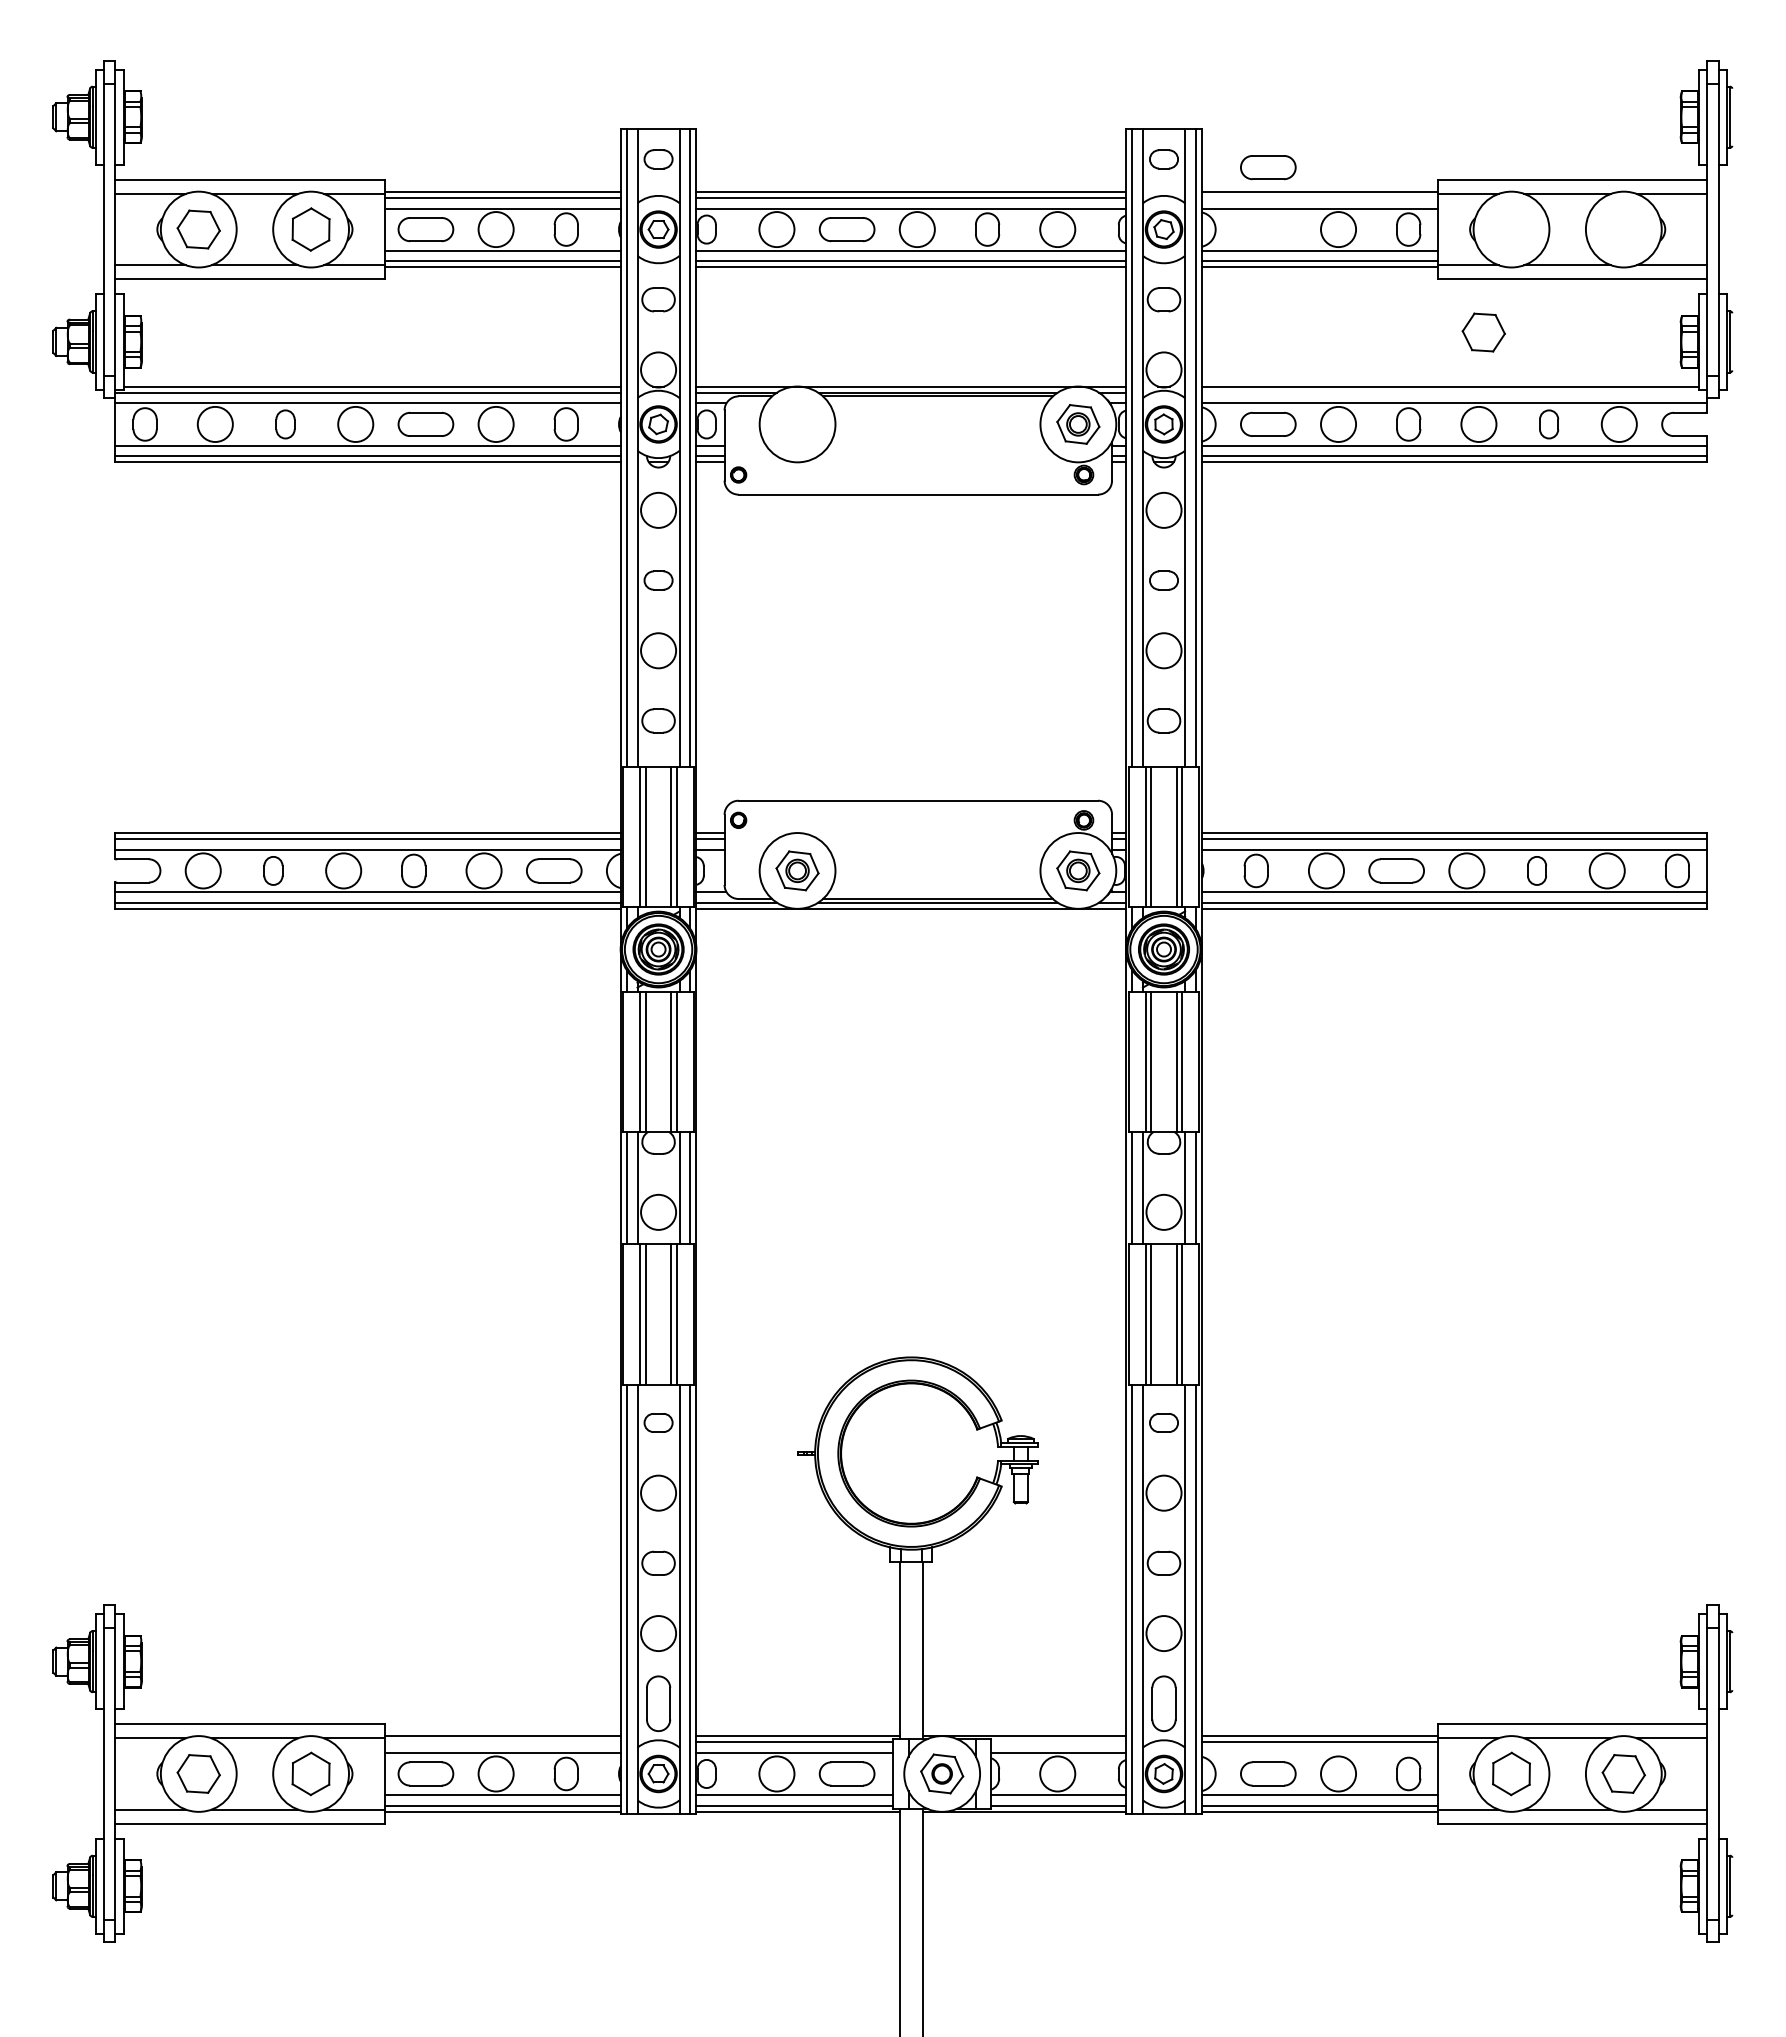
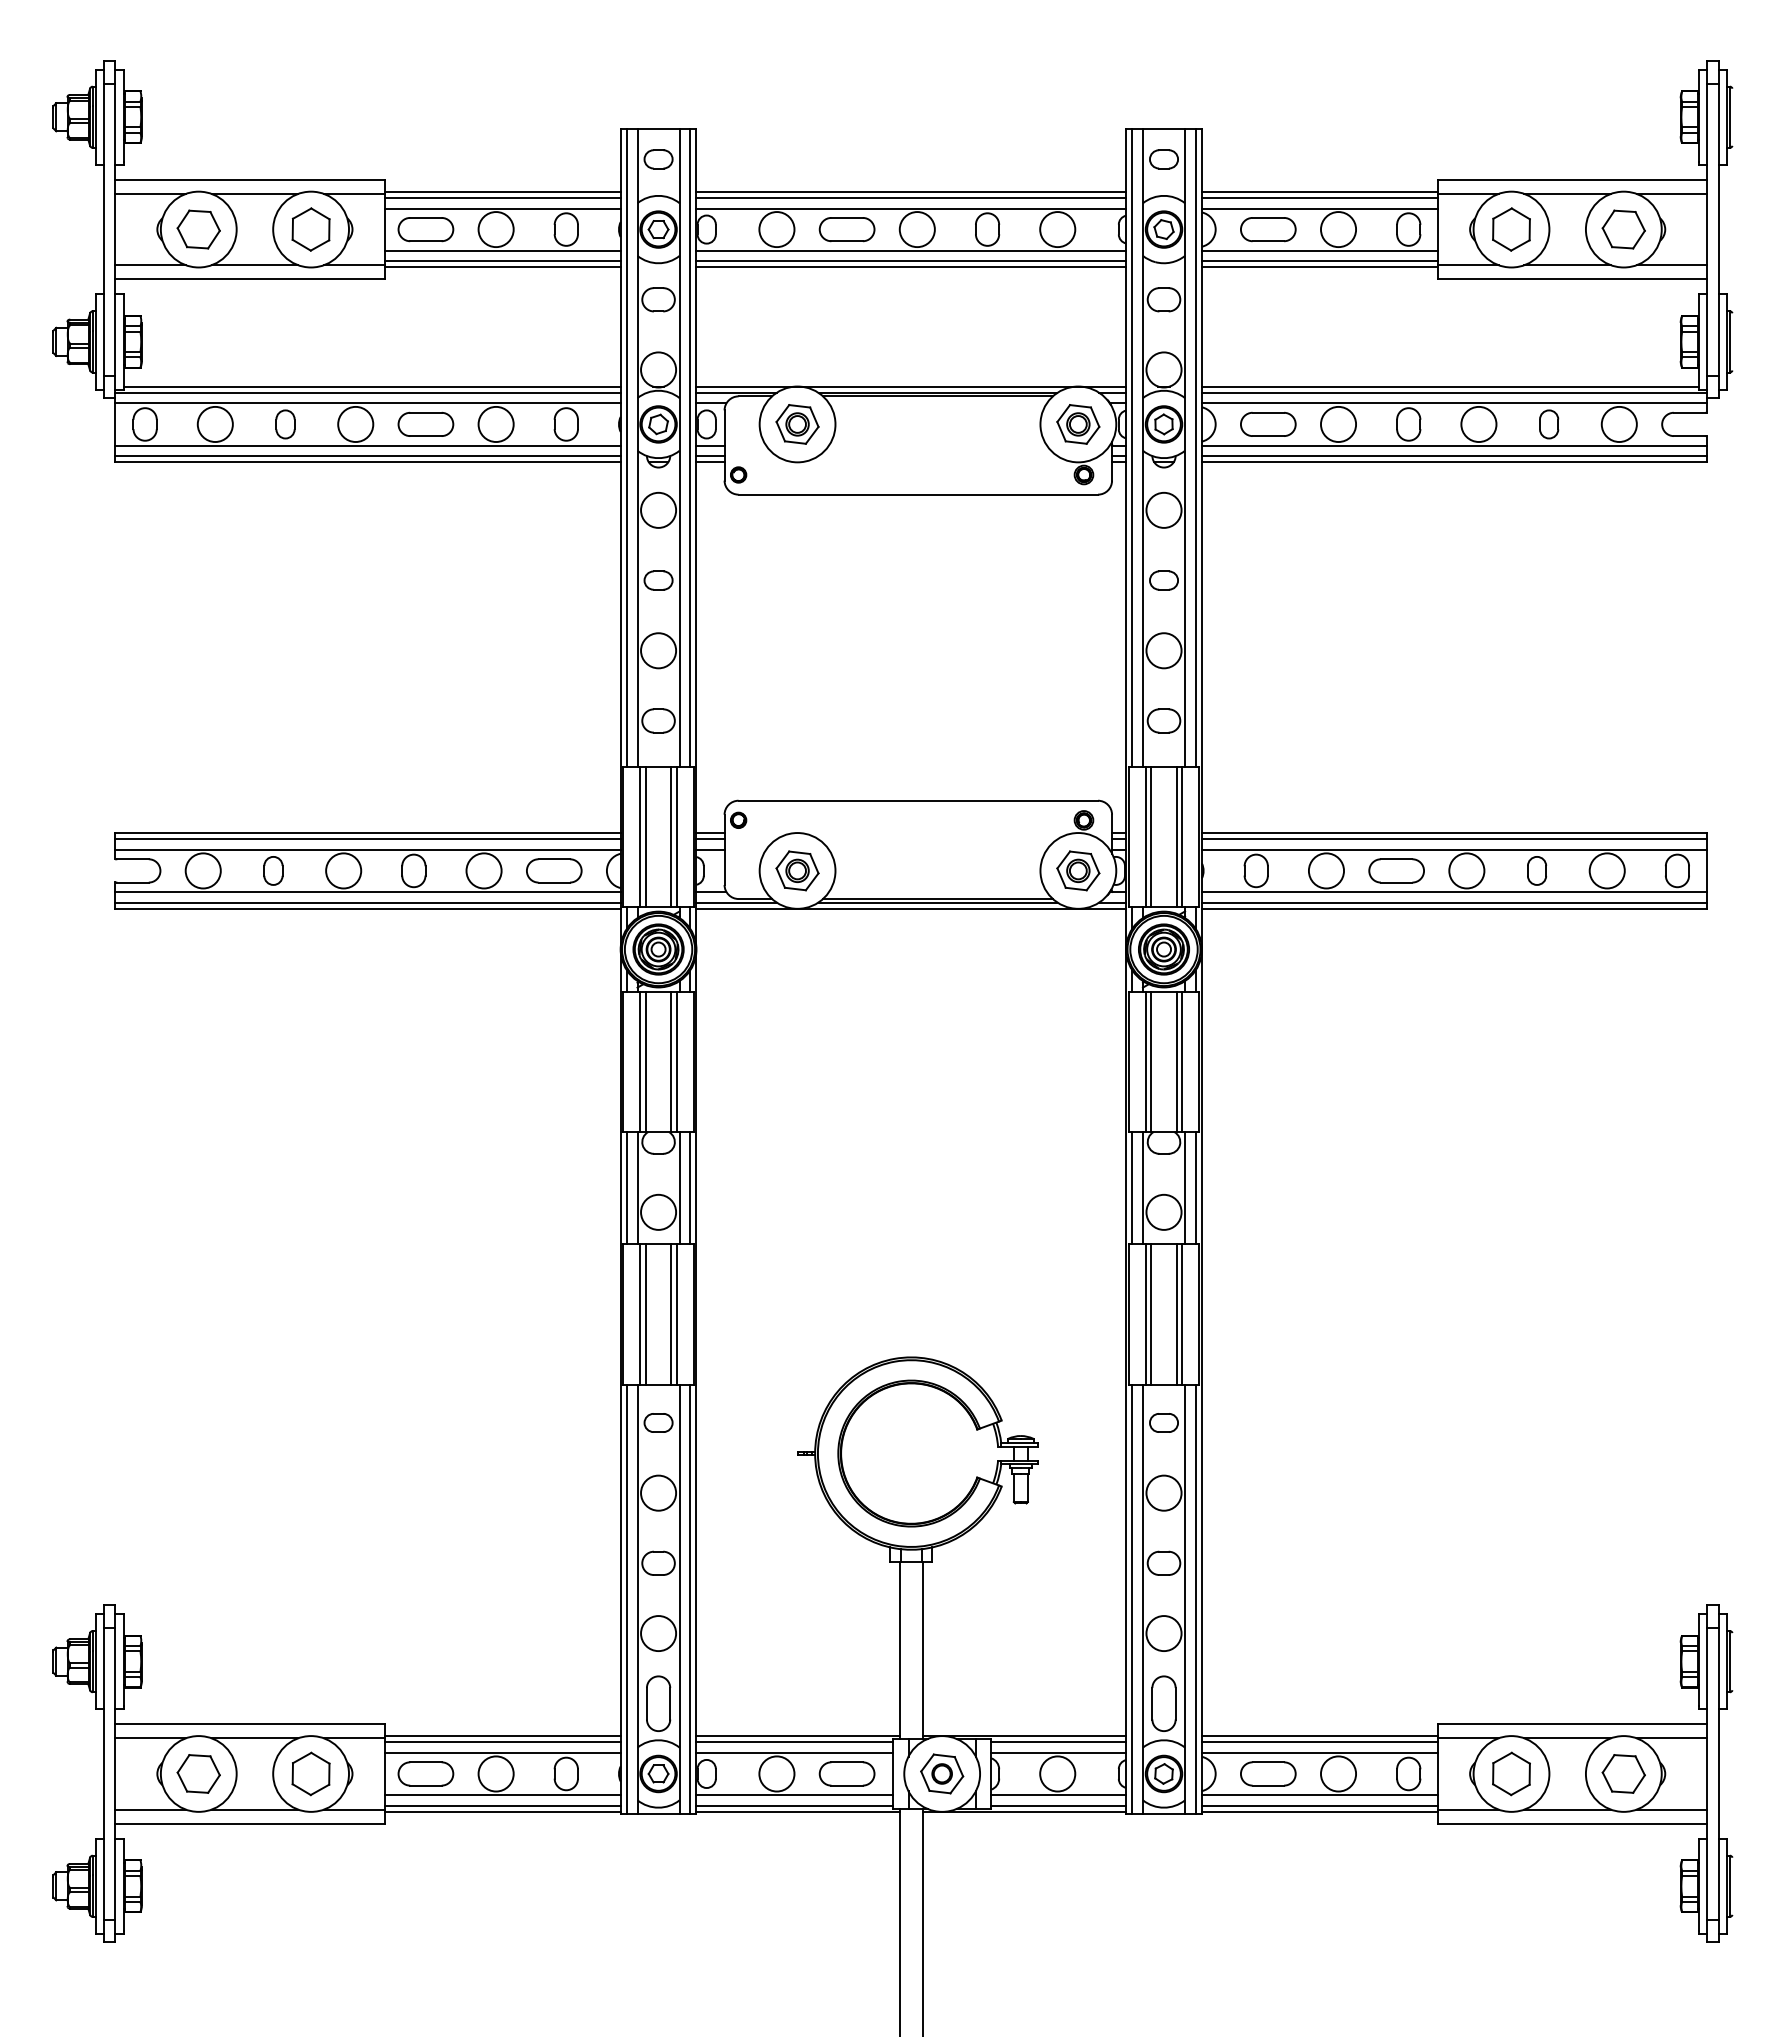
part position: (1268, 167) -> (1268, 229) (1268, 229)
line: none -> present (1319, 197)
part: none -> present (1511, 229)
part position: (1483, 332) -> (1623, 229) (1623, 229)
line: none -> present (1454, 392)
part: none -> present (797, 424)
line: none -> present (502, 1742)
line: none -> present (1058, 1742)
line: none -> present (1319, 1752)
